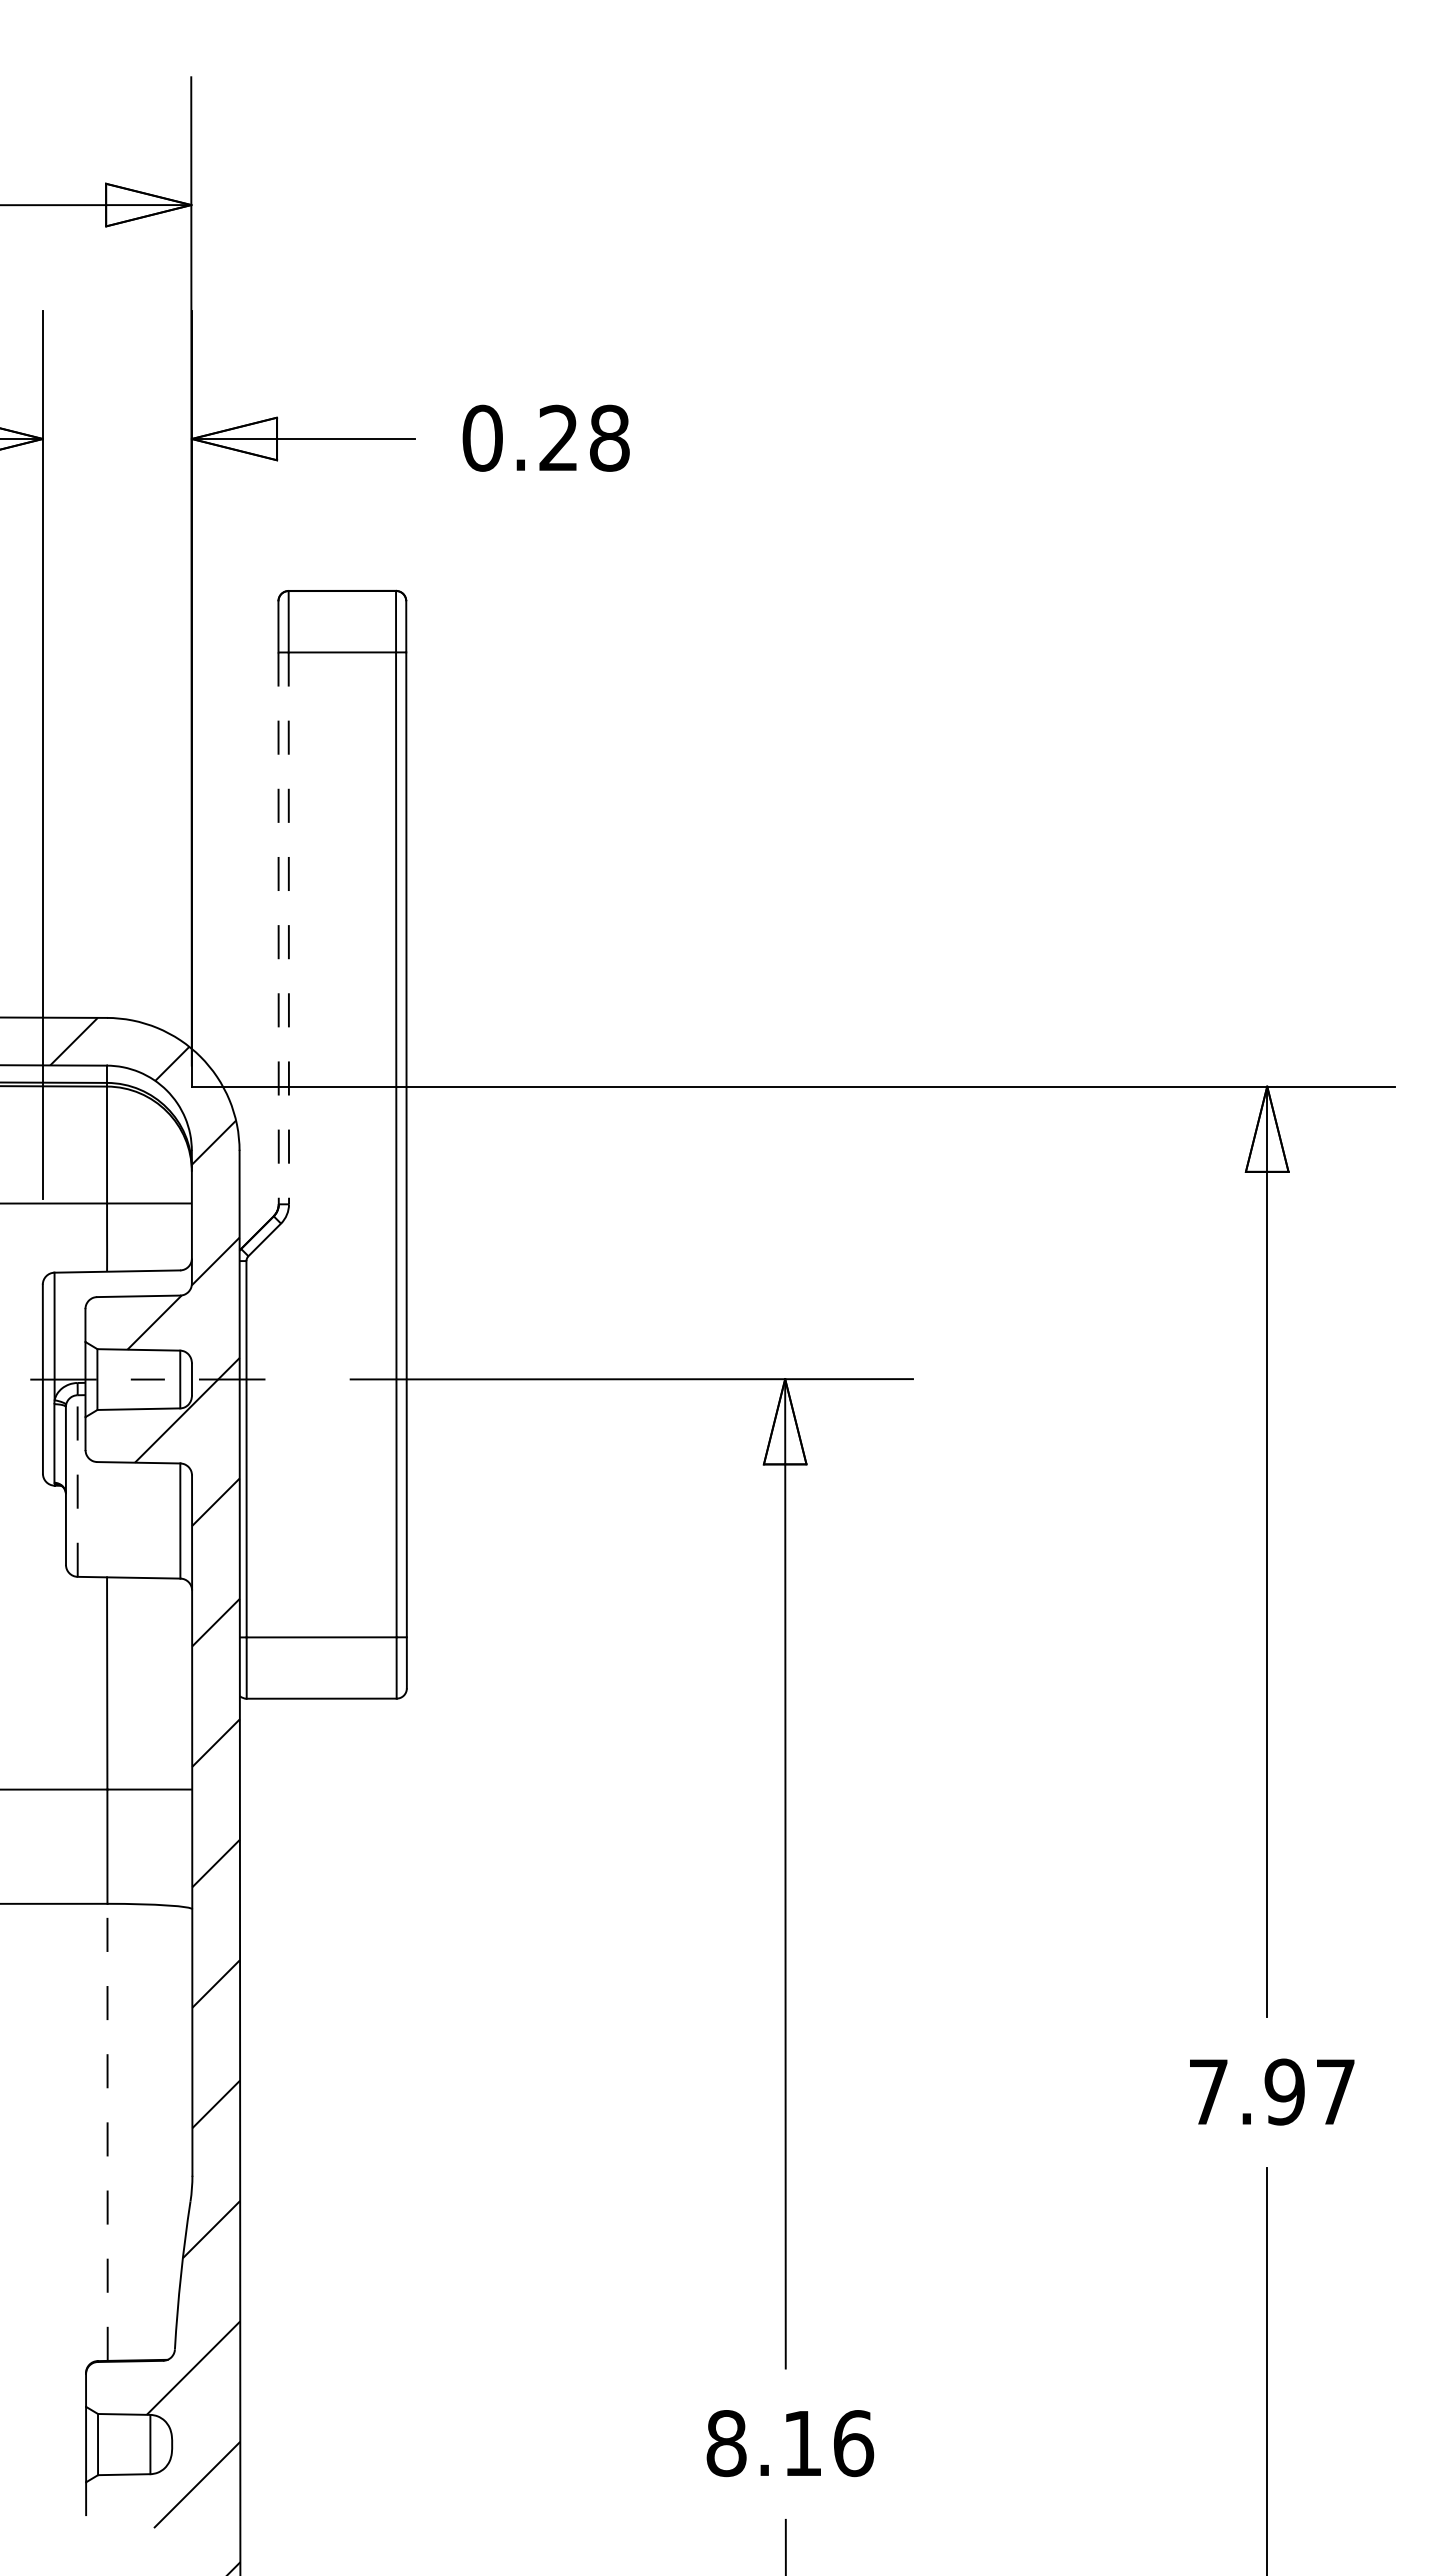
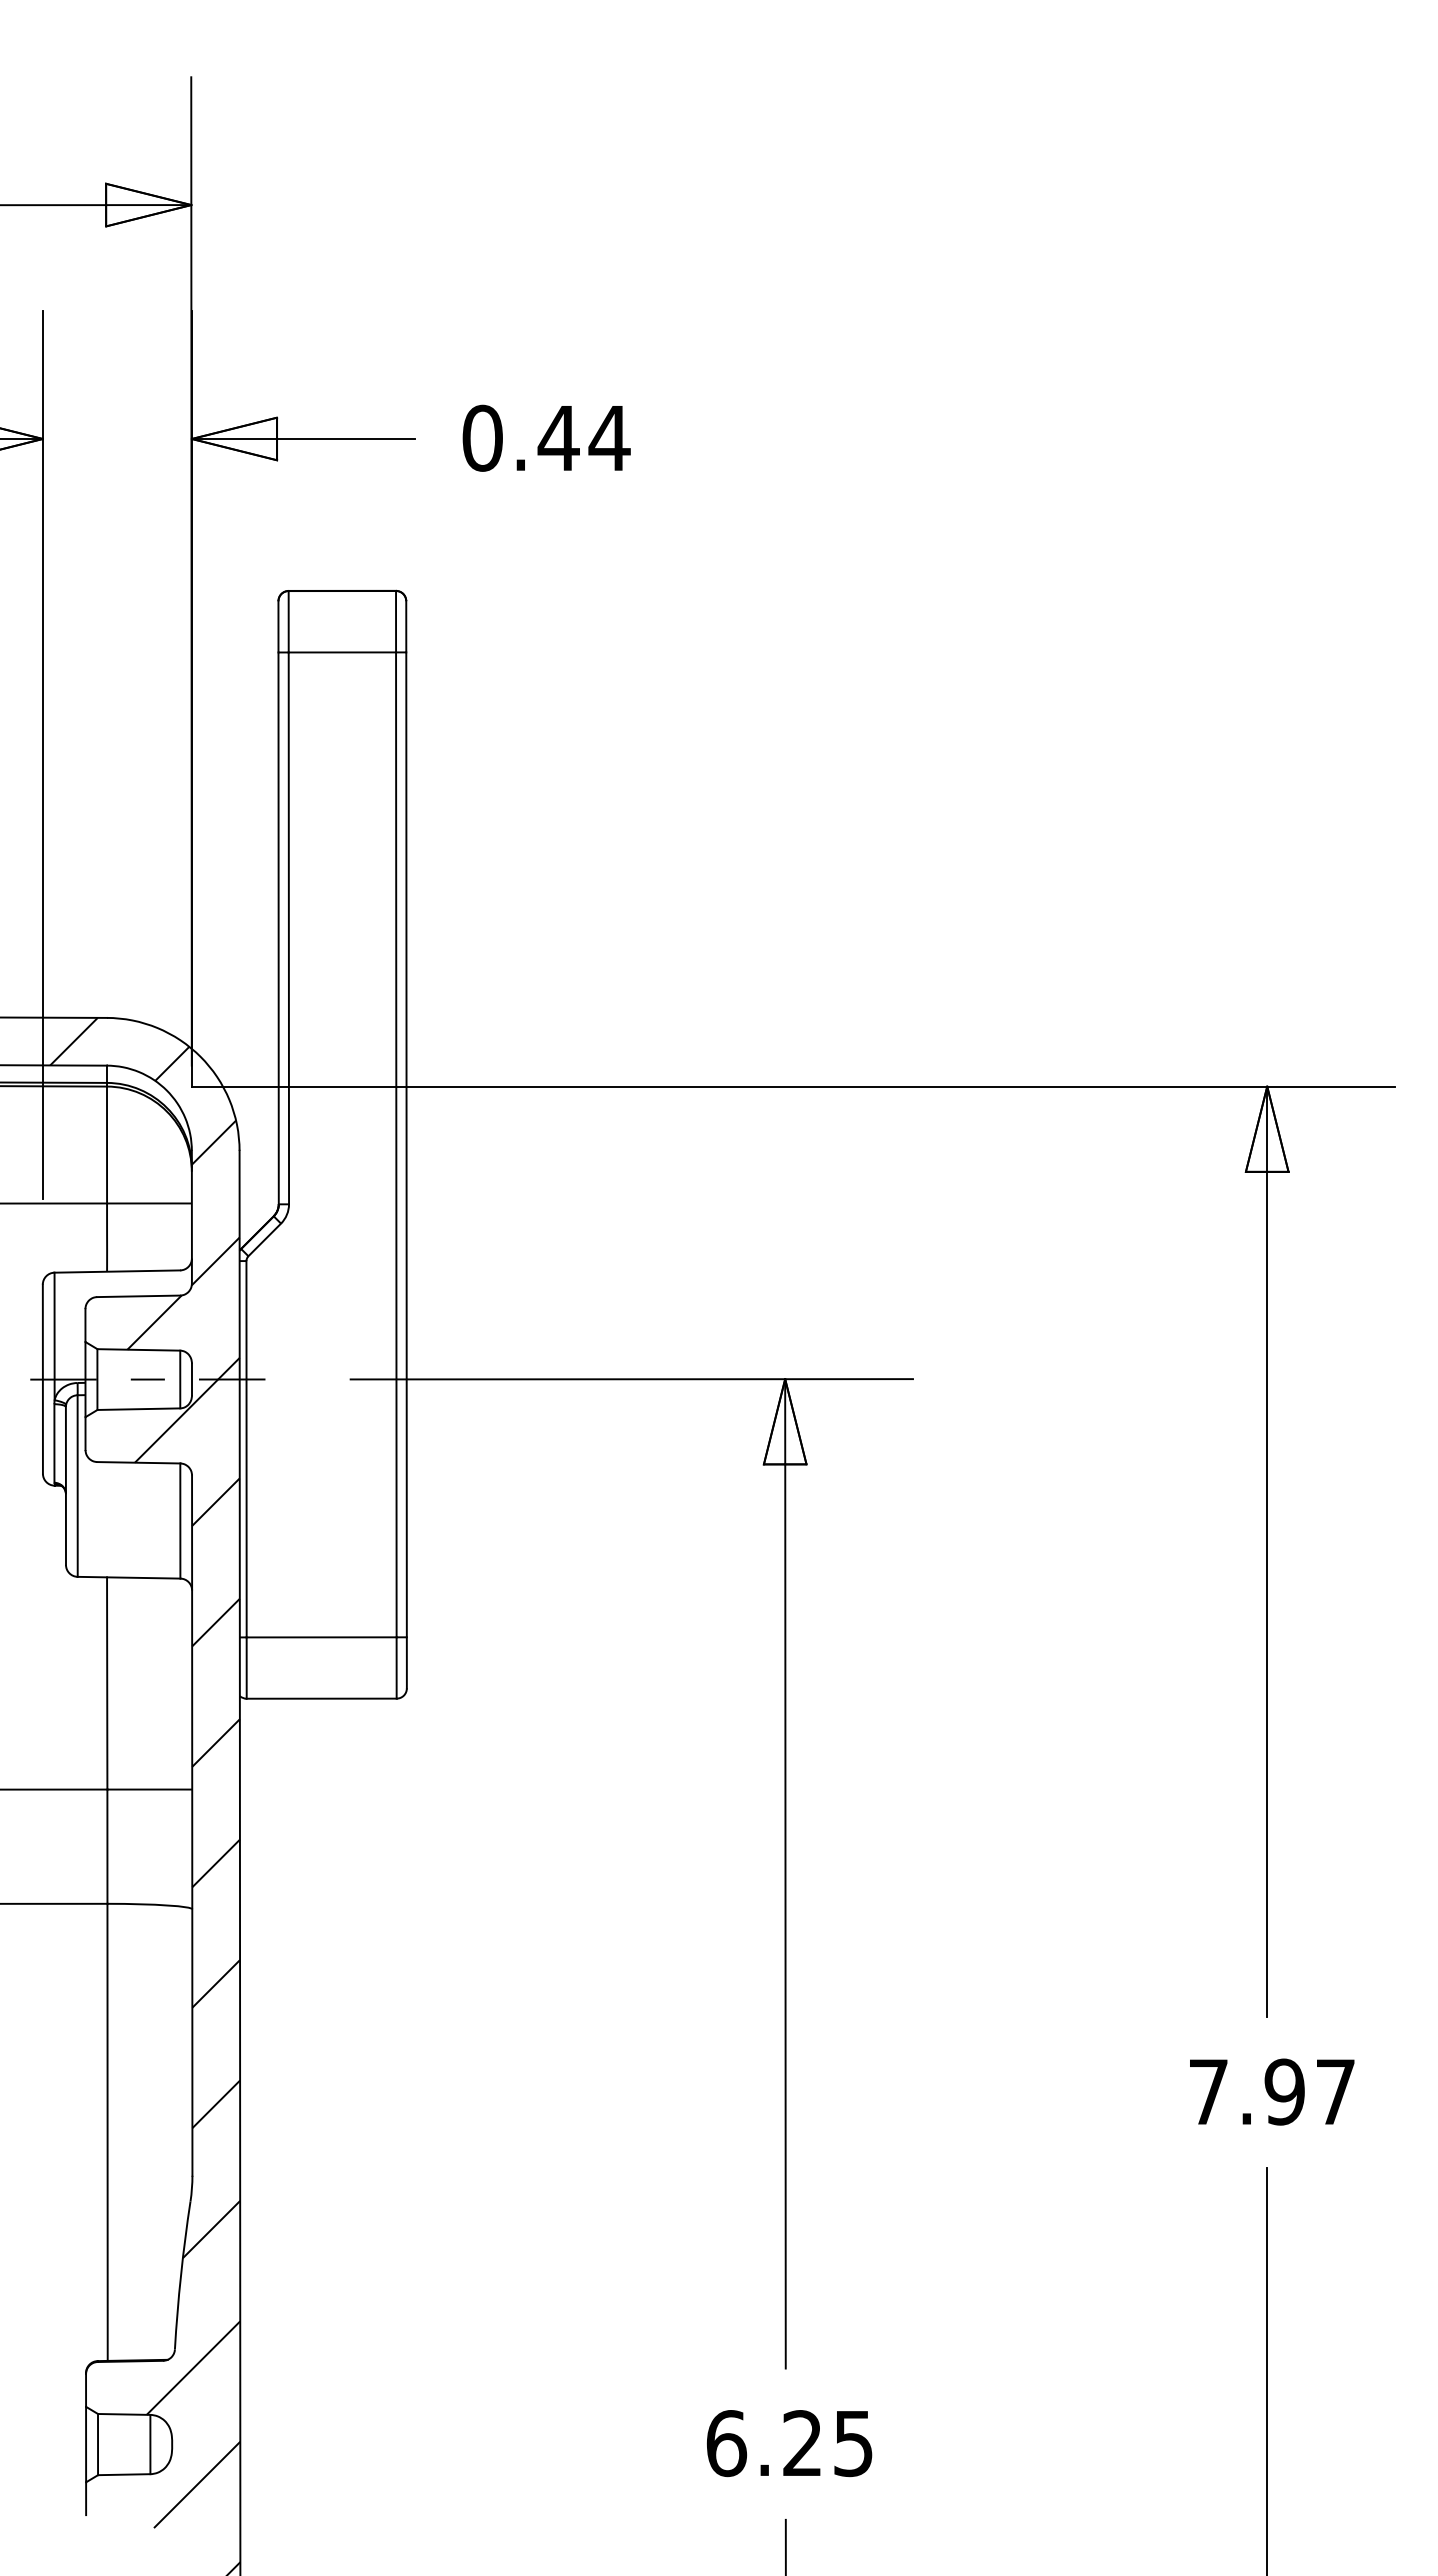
text: 0.28 -> 0.44 (583, 437)
line: dashed -> solid (278, 928)
line: dashed -> solid (288, 928)
line: dashed -> solid (77, 1486)
line: dashed -> solid (107, 2132)
text: 8.16 -> 6.25 (790, 2443)
